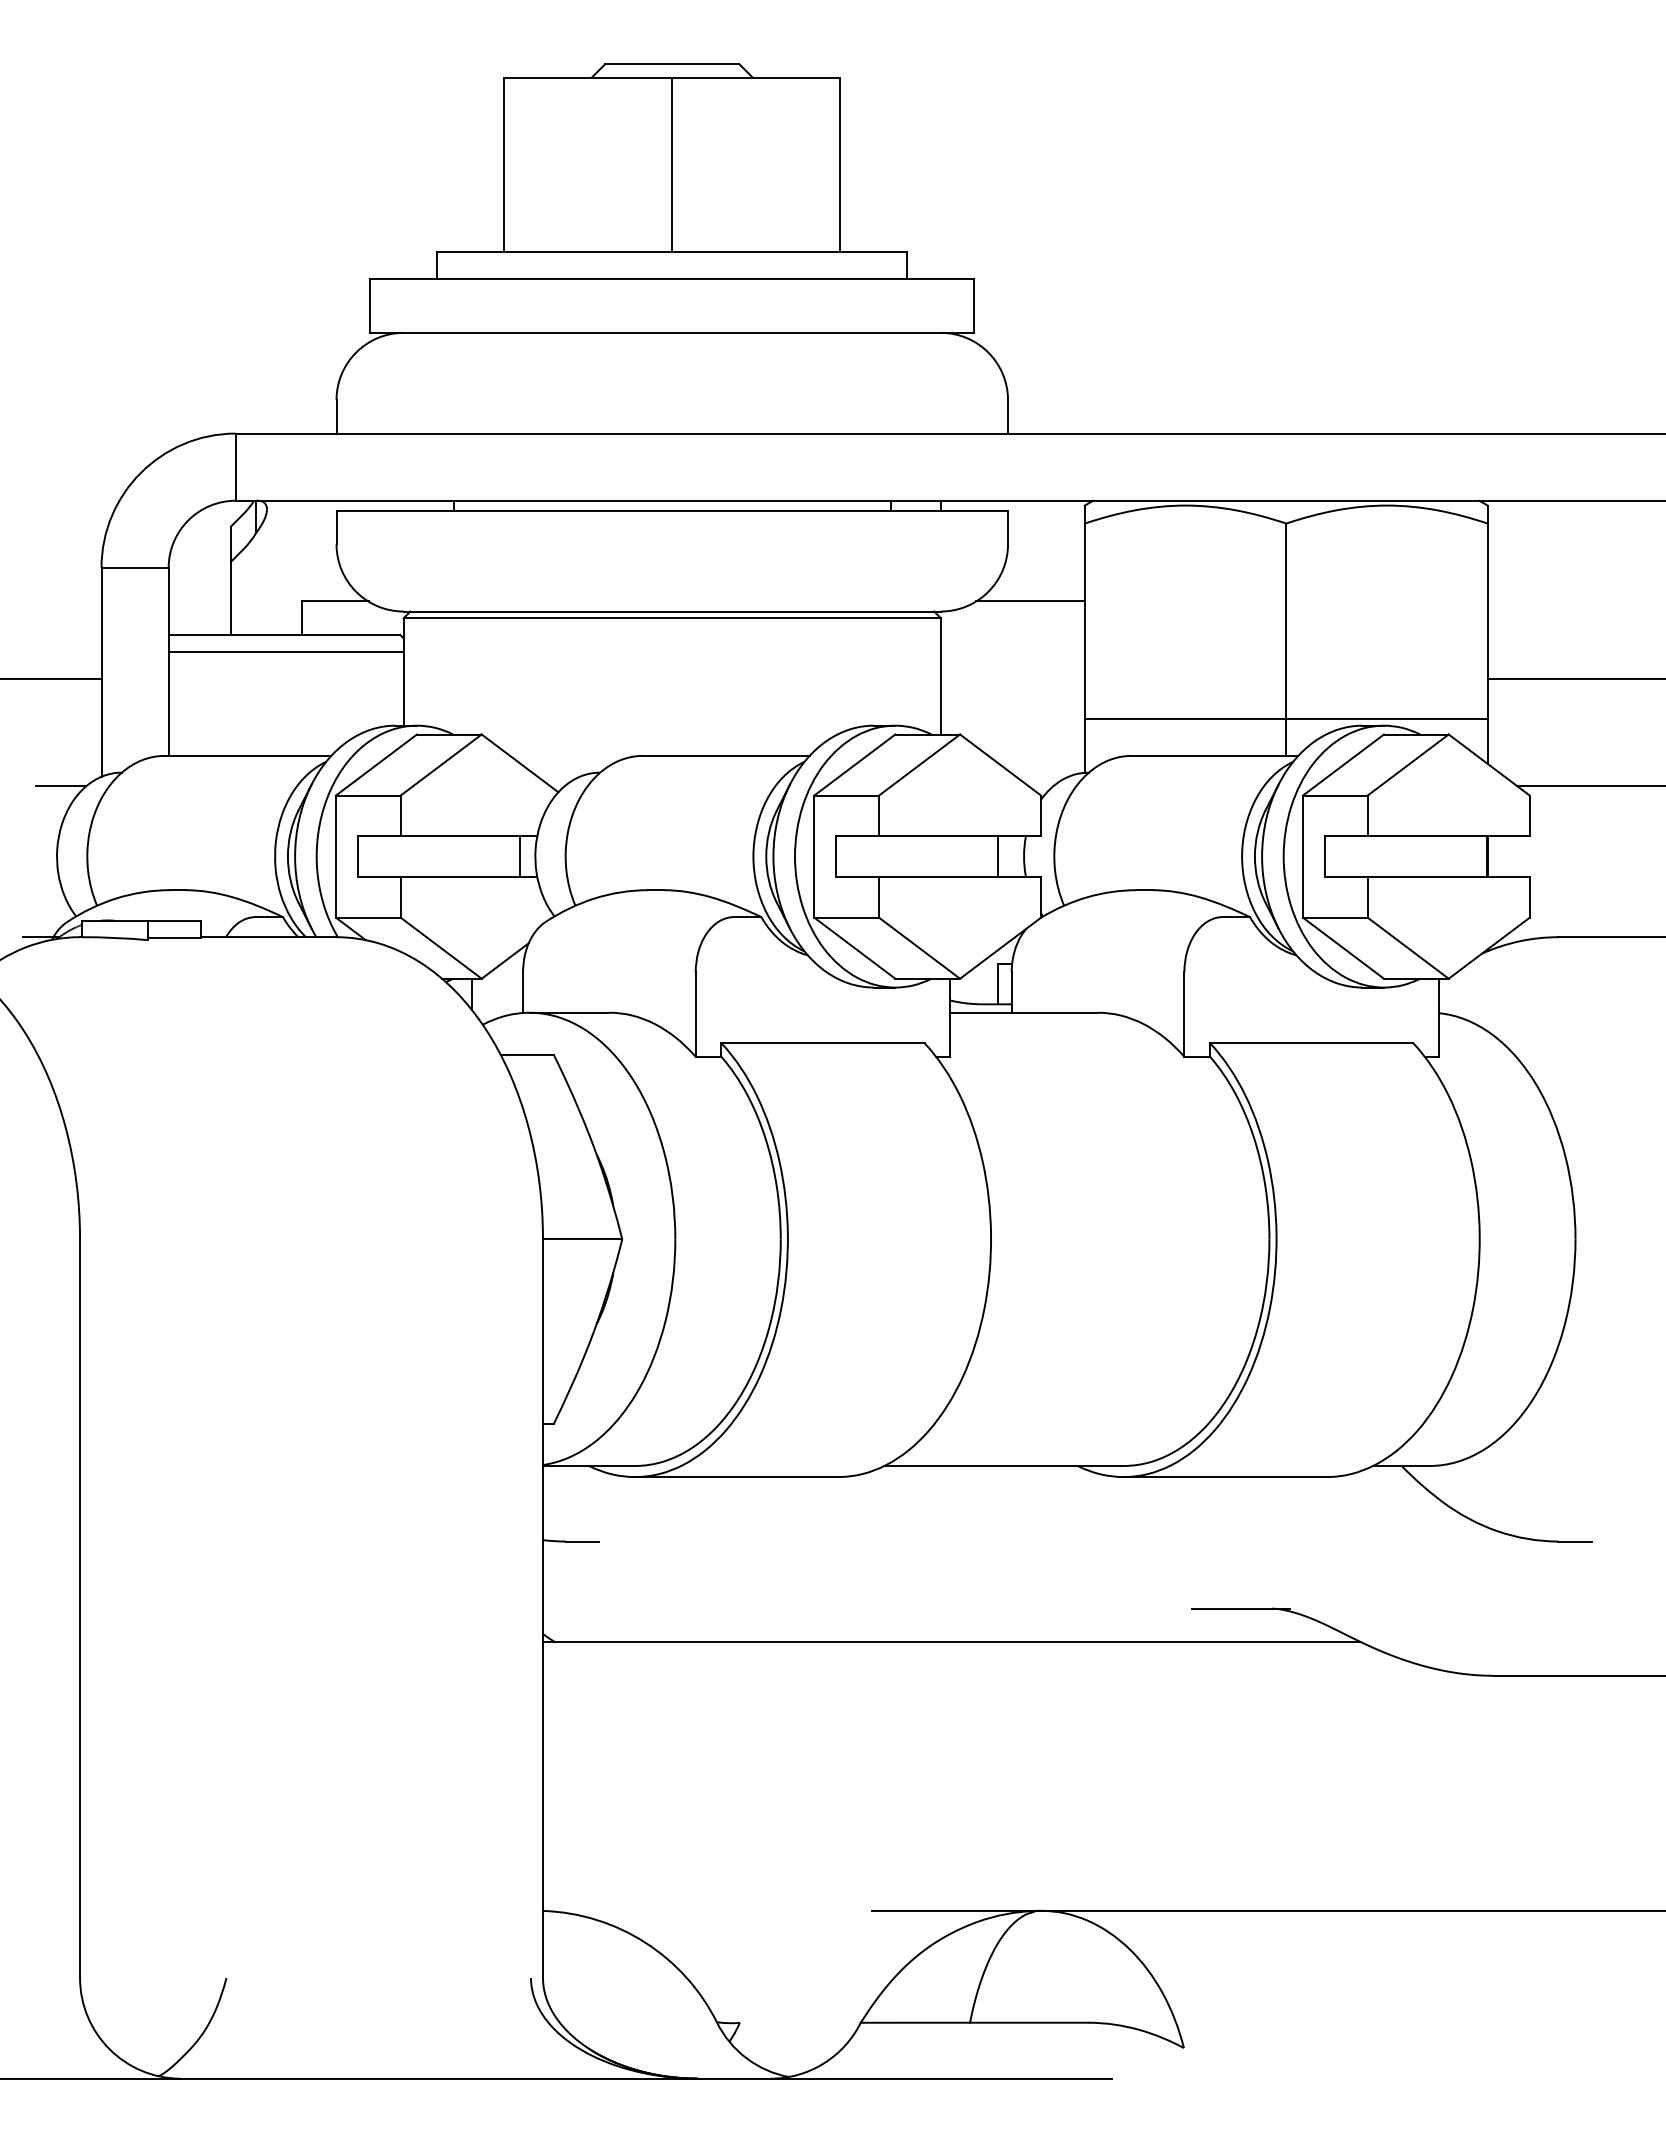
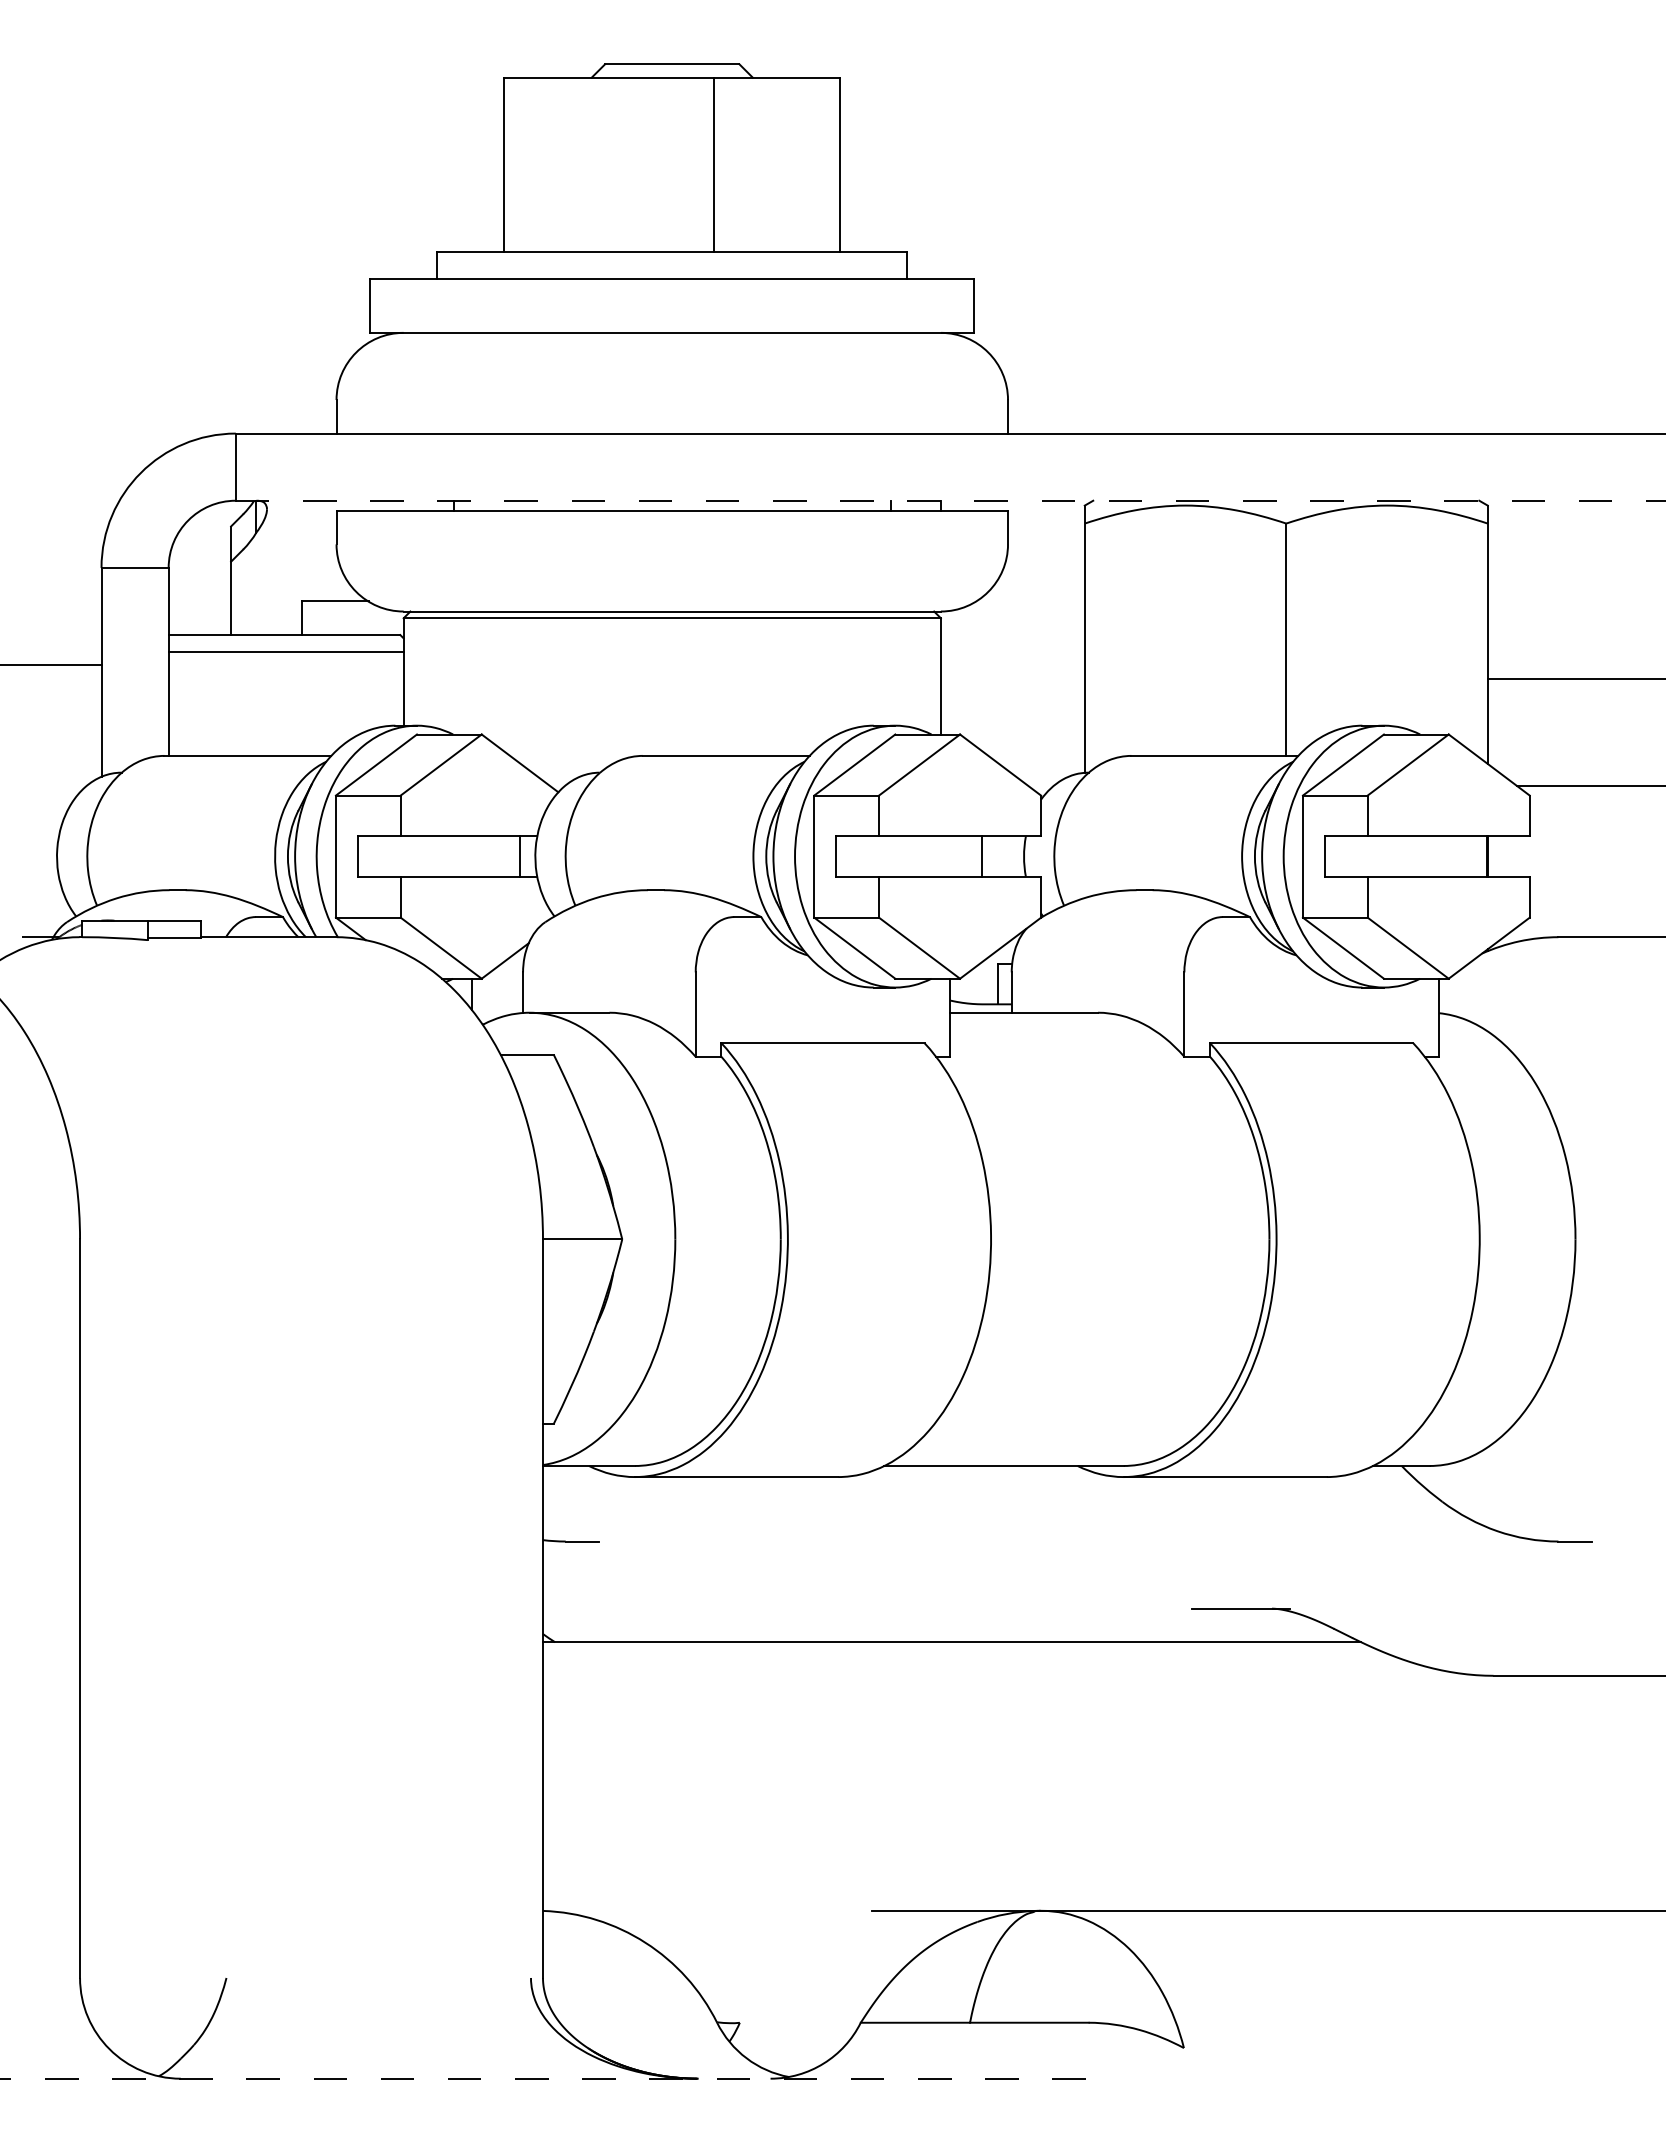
line position: (672, 164) -> (714, 164) (714, 164)
line: solid -> dashed (950, 500)
line: present -> none (1029, 601)
line position: (51, 678) -> (51, 664) (51, 664)
line: present -> none (1285, 718)
line: present -> none (60, 786)
line position: (997, 856) -> (981, 856) (981, 856)
line: solid -> dashed (556, 2078)
